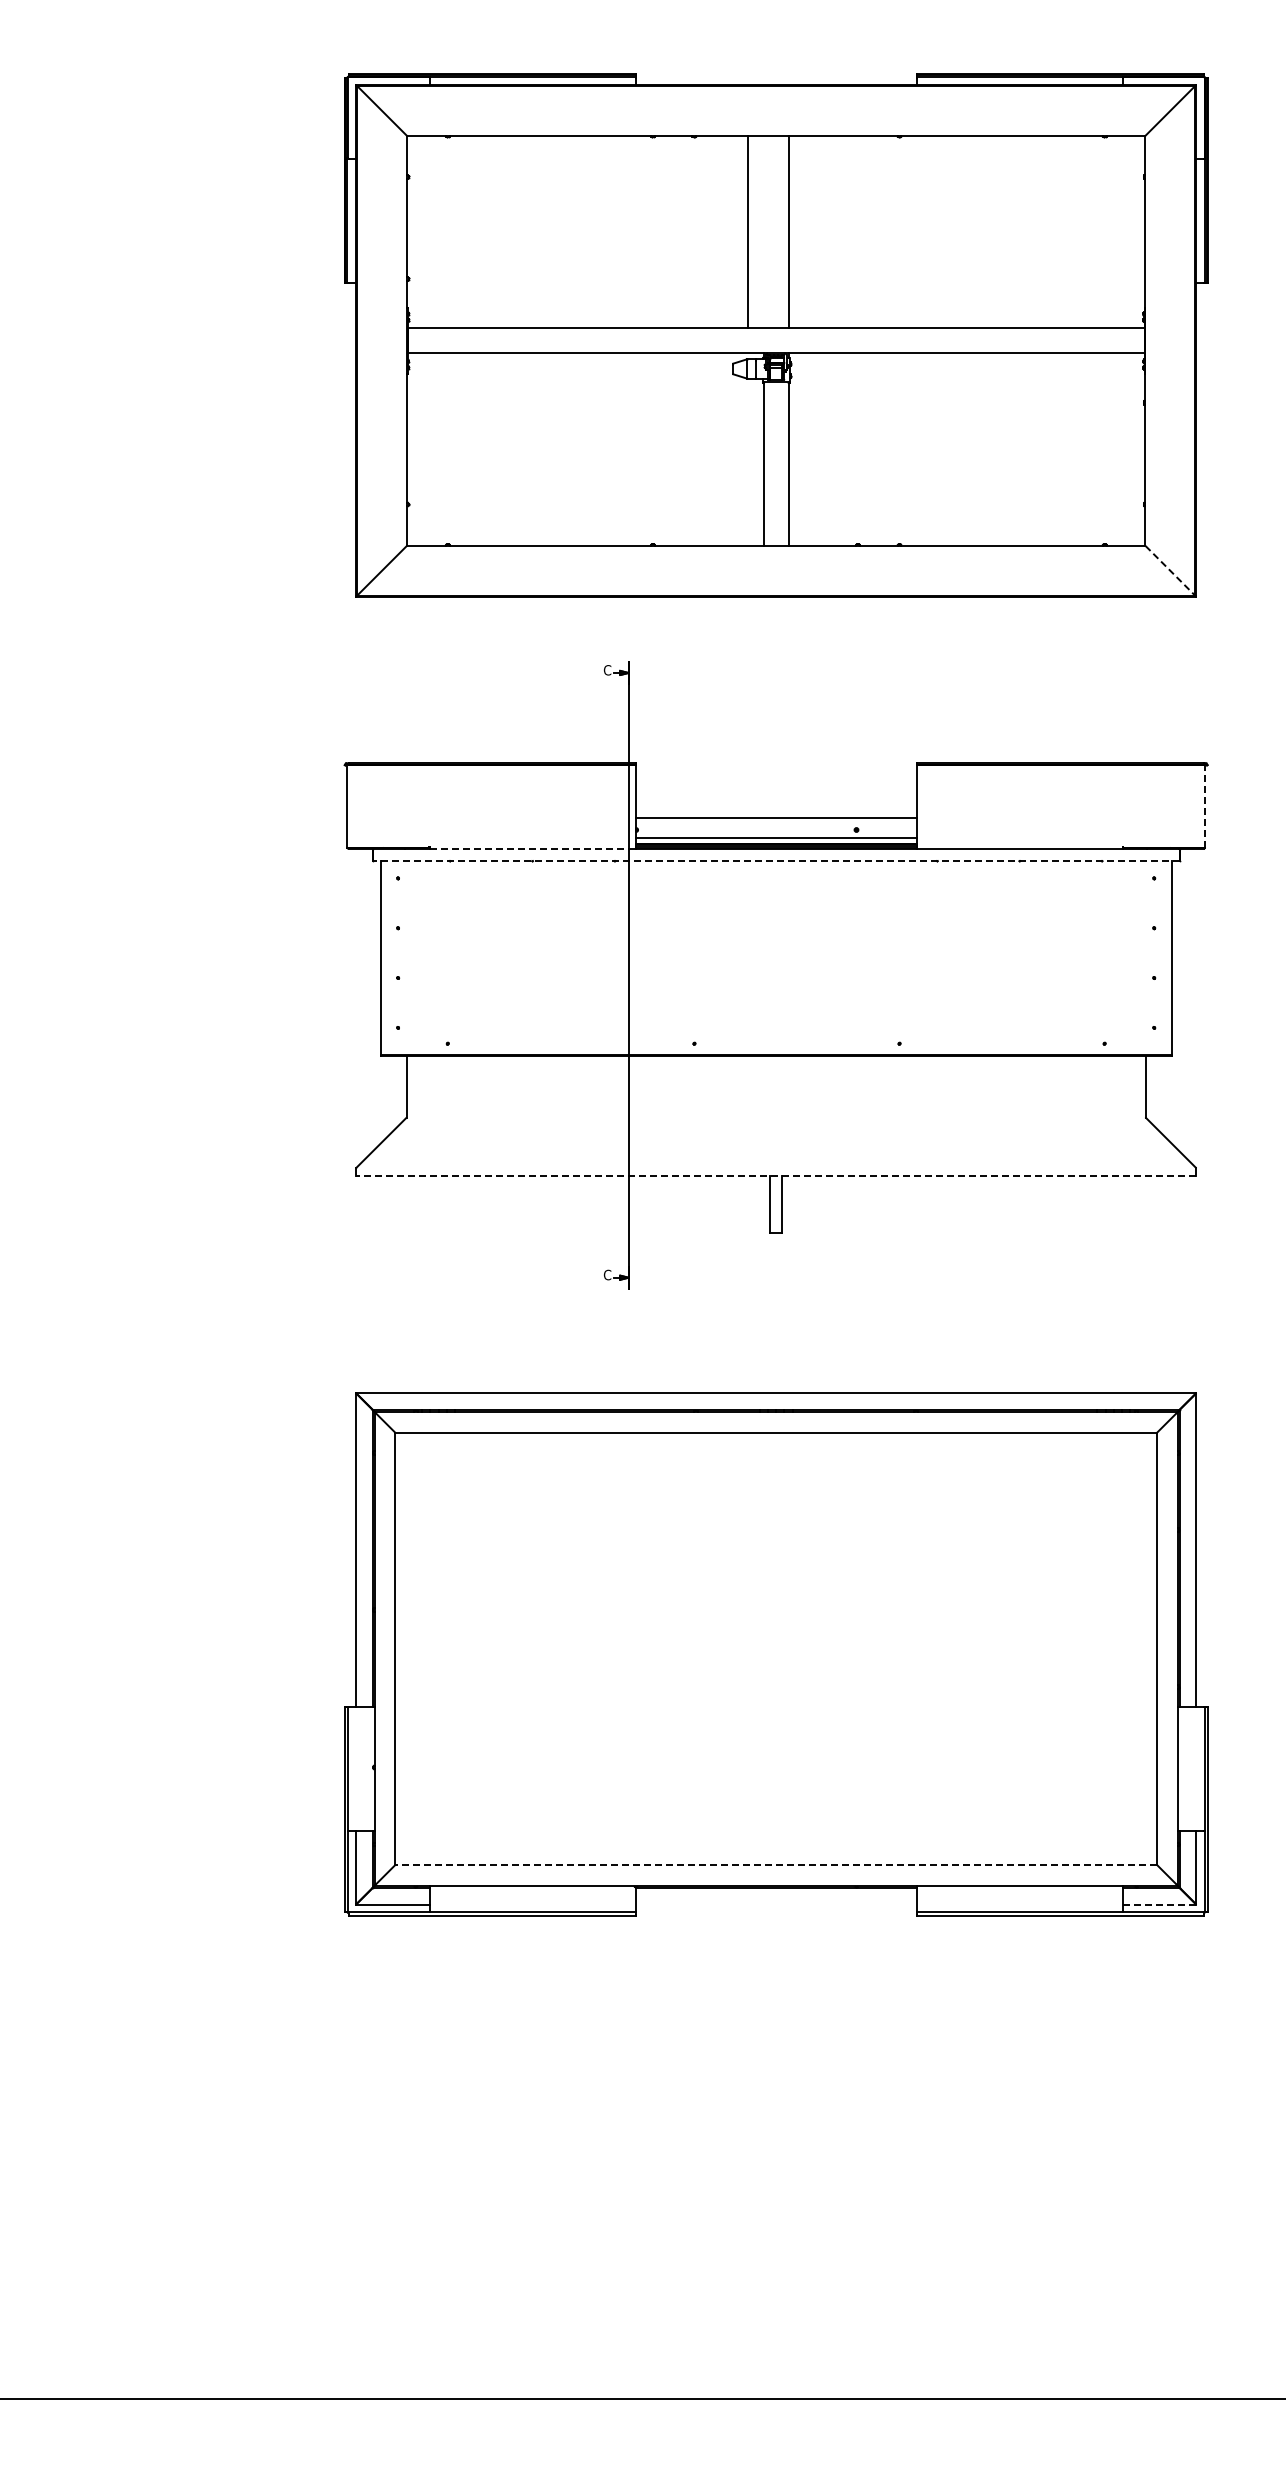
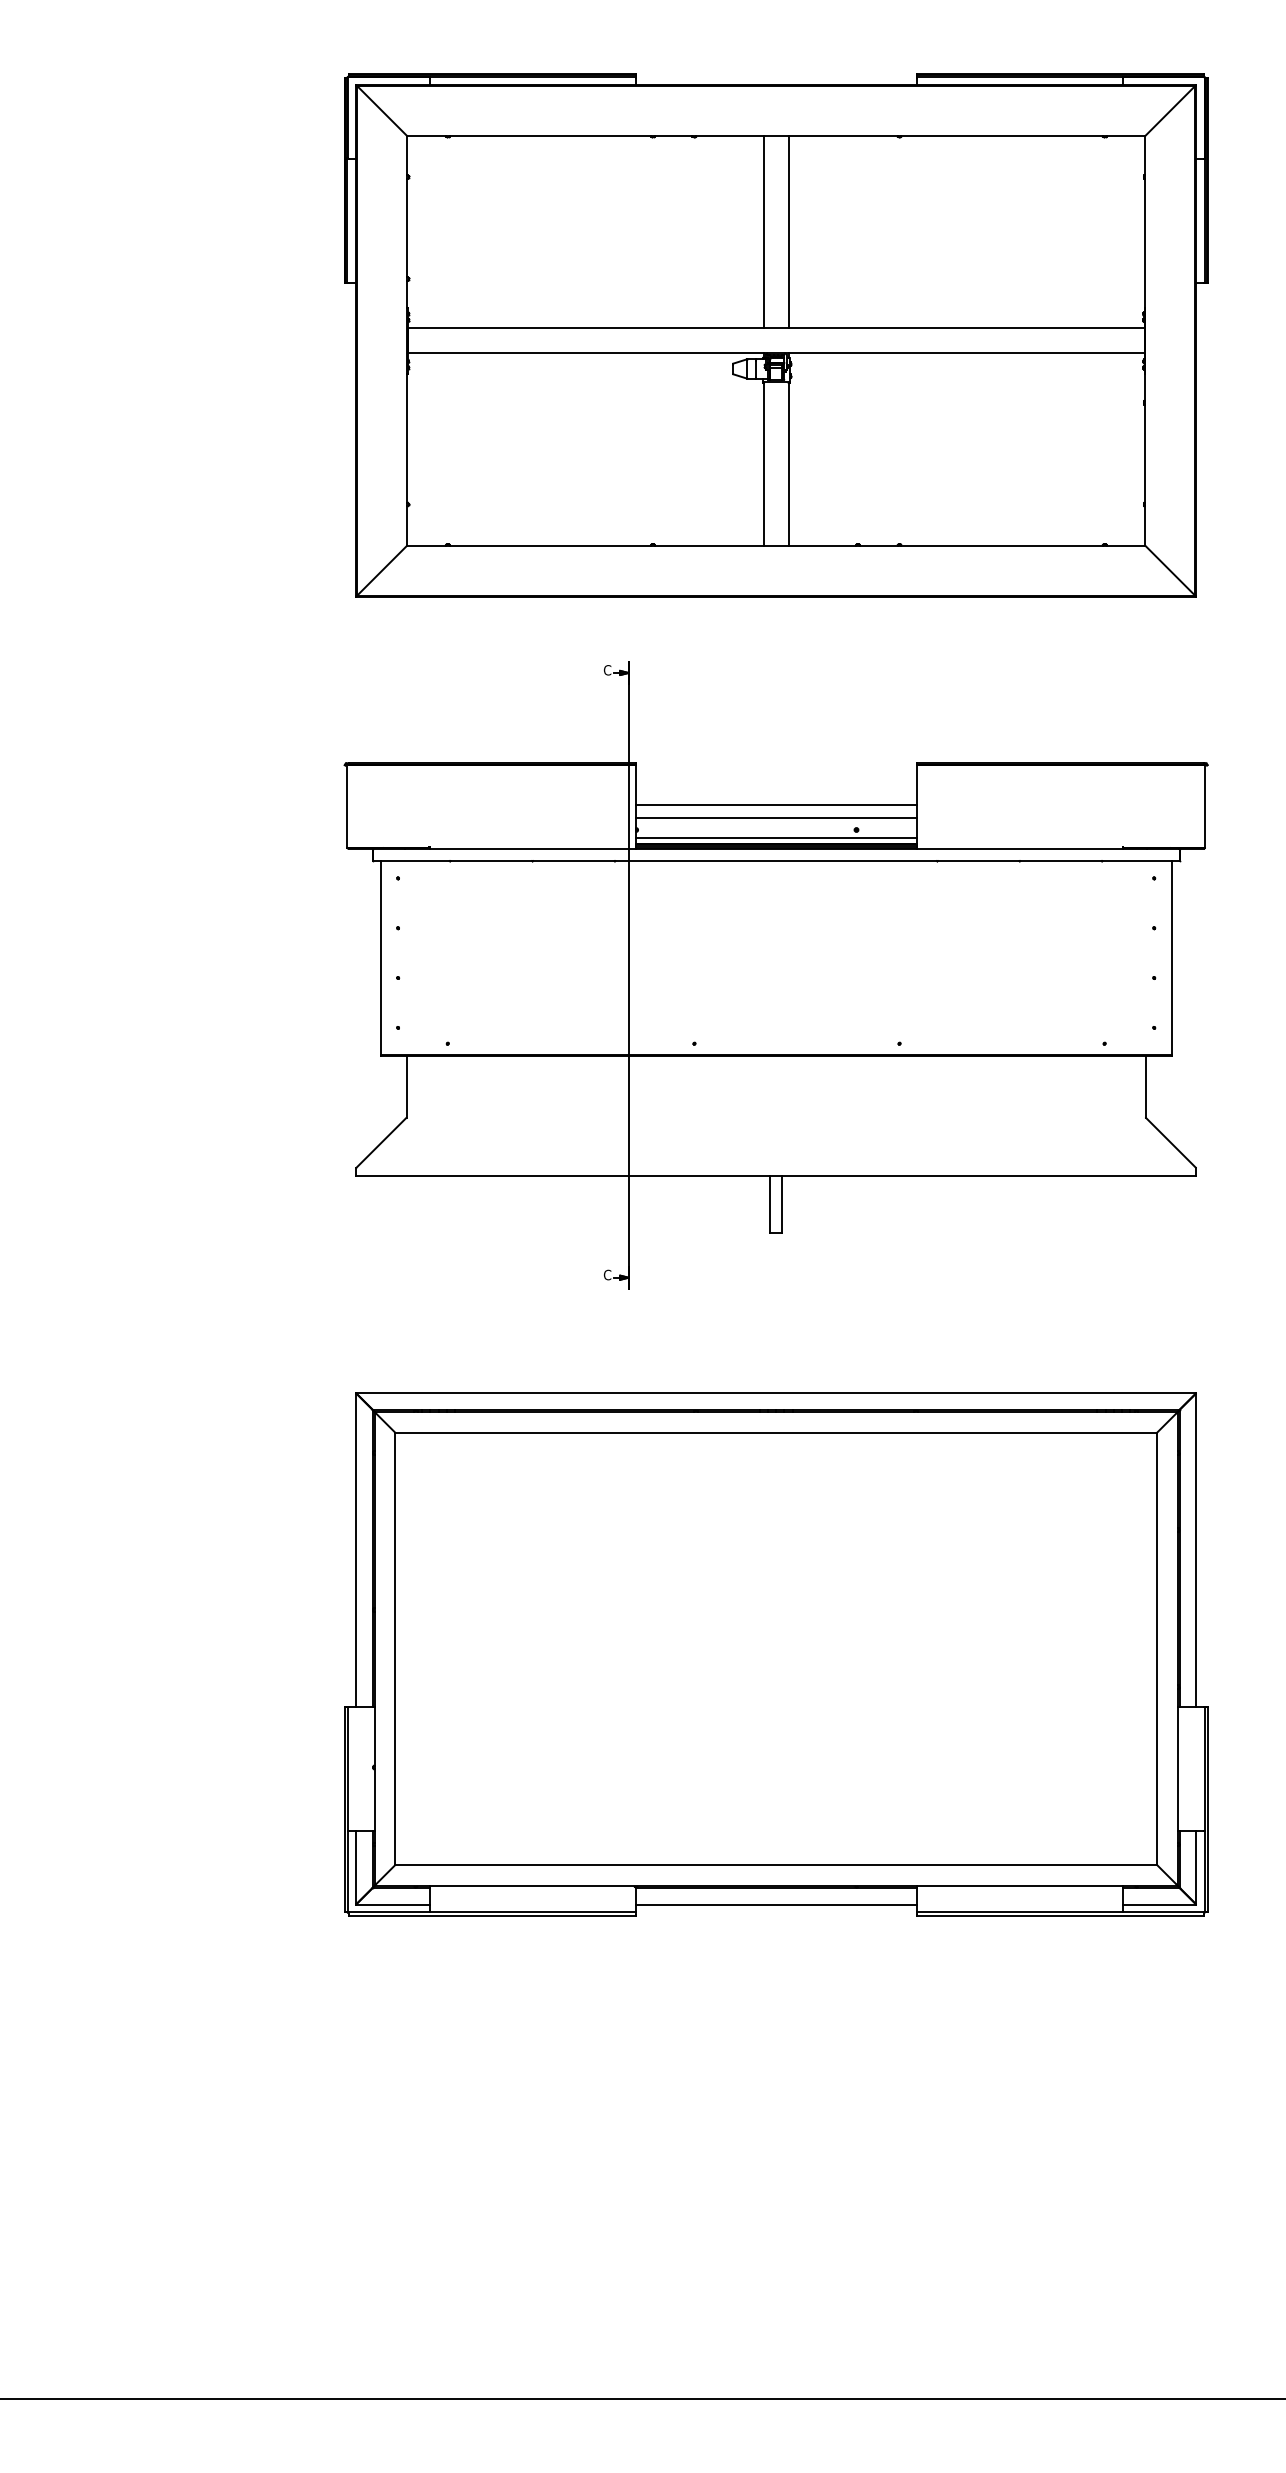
line position: (747, 231) -> (763, 231) (763, 231)
line: dashed -> solid (1170, 571)
line: none -> present (775, 804)
line: dashed -> solid (1205, 805)
line: dashed -> solid (532, 848)
line: dashed -> solid (776, 861)
line: dashed -> solid (776, 1176)
line: dashed -> solid (776, 1865)
line: none -> present (775, 1904)
line: dashed -> solid (1159, 1904)
